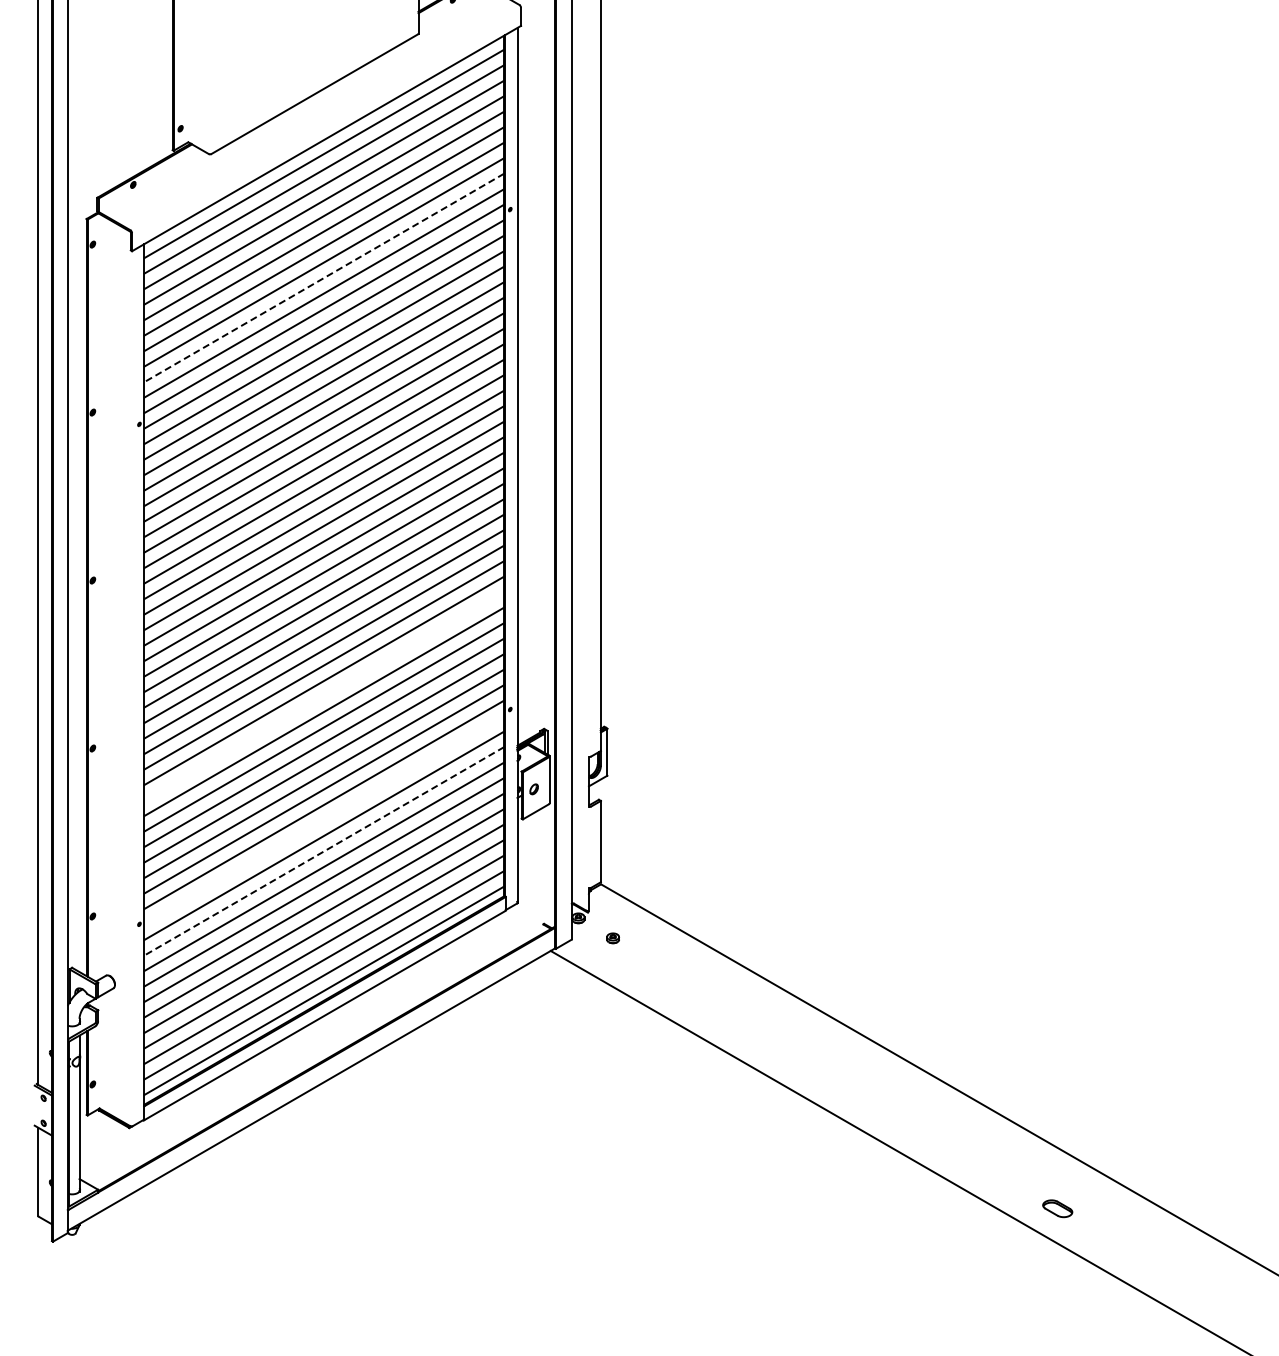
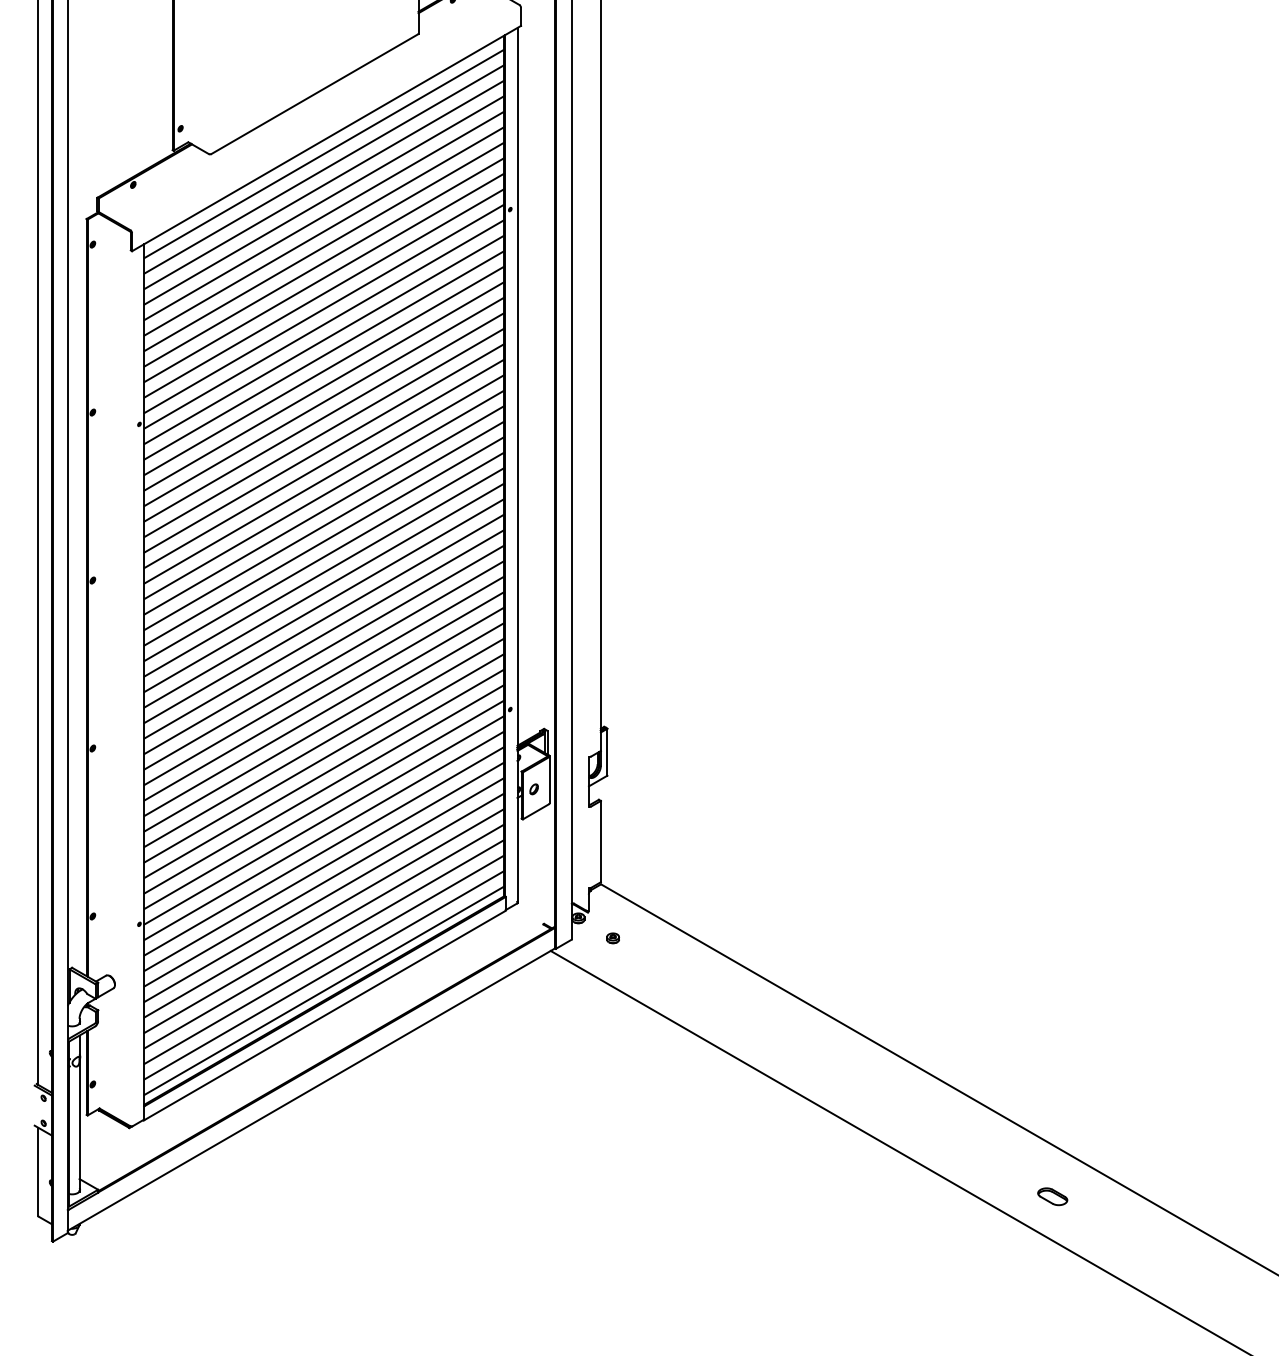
line: dashed -> solid (324, 277)
line: none -> present (324, 696)
line: none -> present (324, 820)
line: dashed -> solid (324, 851)
part position: (1057, 1208) -> (1052, 1196) (1052, 1196)
